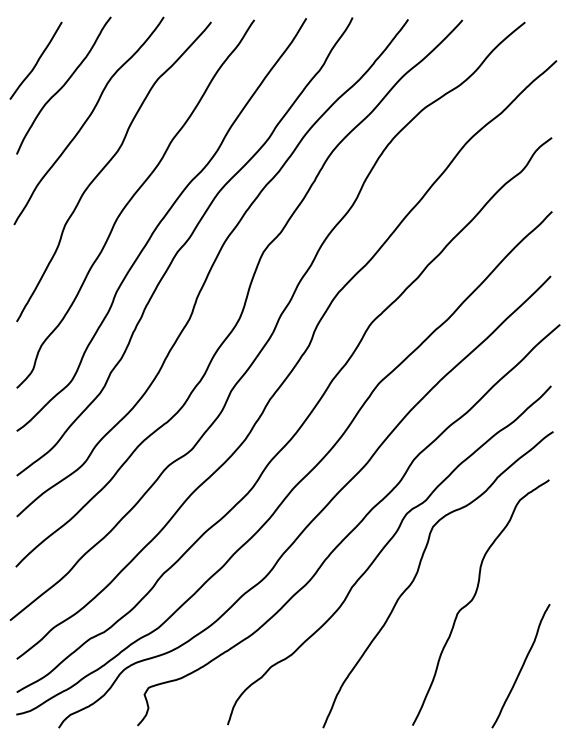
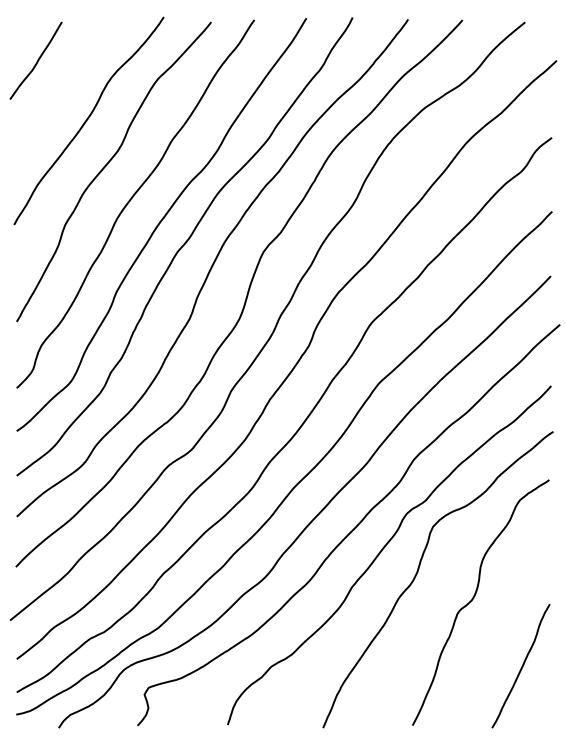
curve: present -> none (63, 85)
